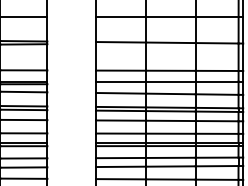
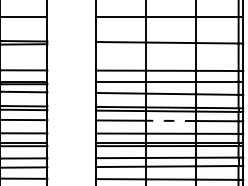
line: solid -> dashed (170, 120)
